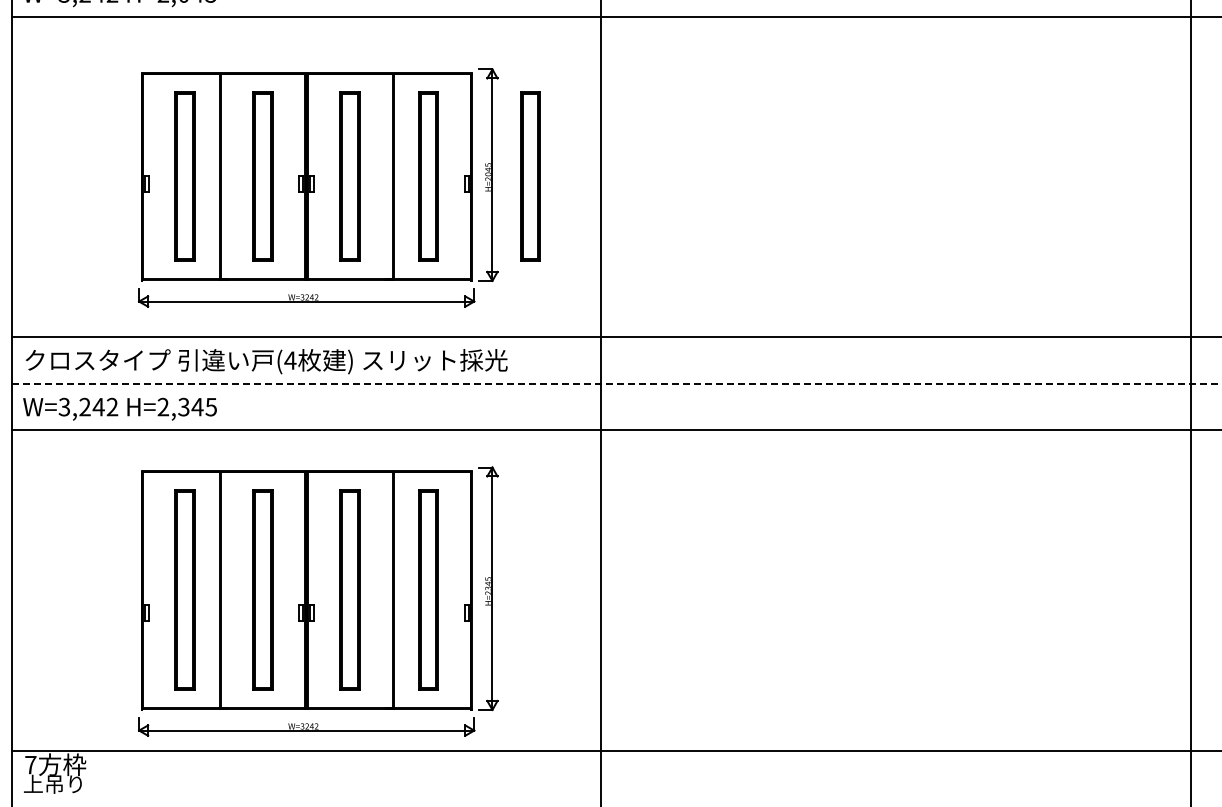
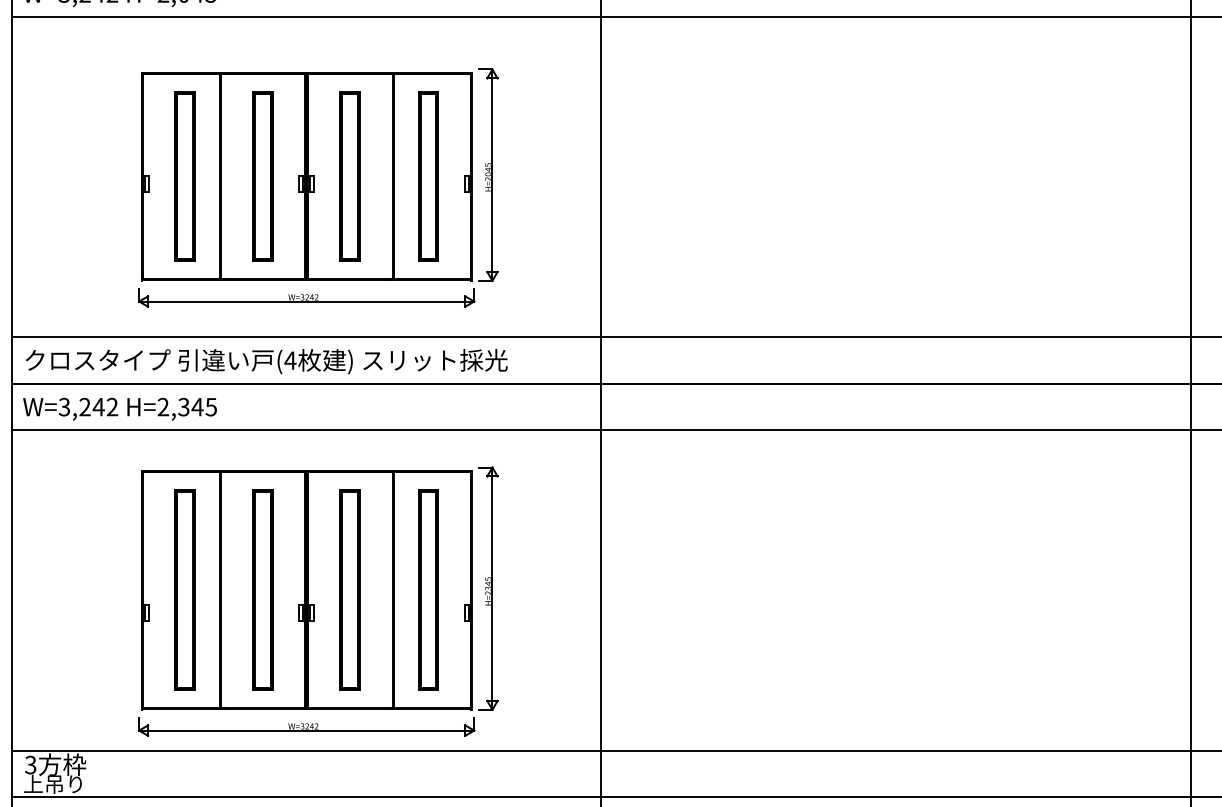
part: present -> none (530, 176)
line: dashed -> solid (616, 383)
text: 7 -> 3 (30, 764)
line: none -> present (615, 797)
